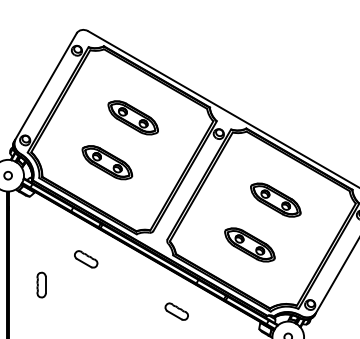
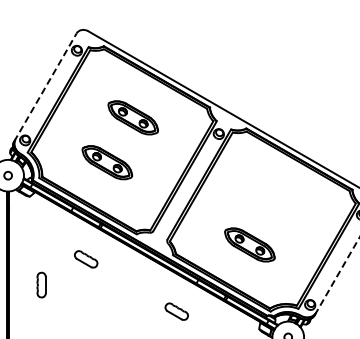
line: solid -> dashed (45, 87)
part: present -> none (275, 199)
line: solid -> dashed (337, 276)
